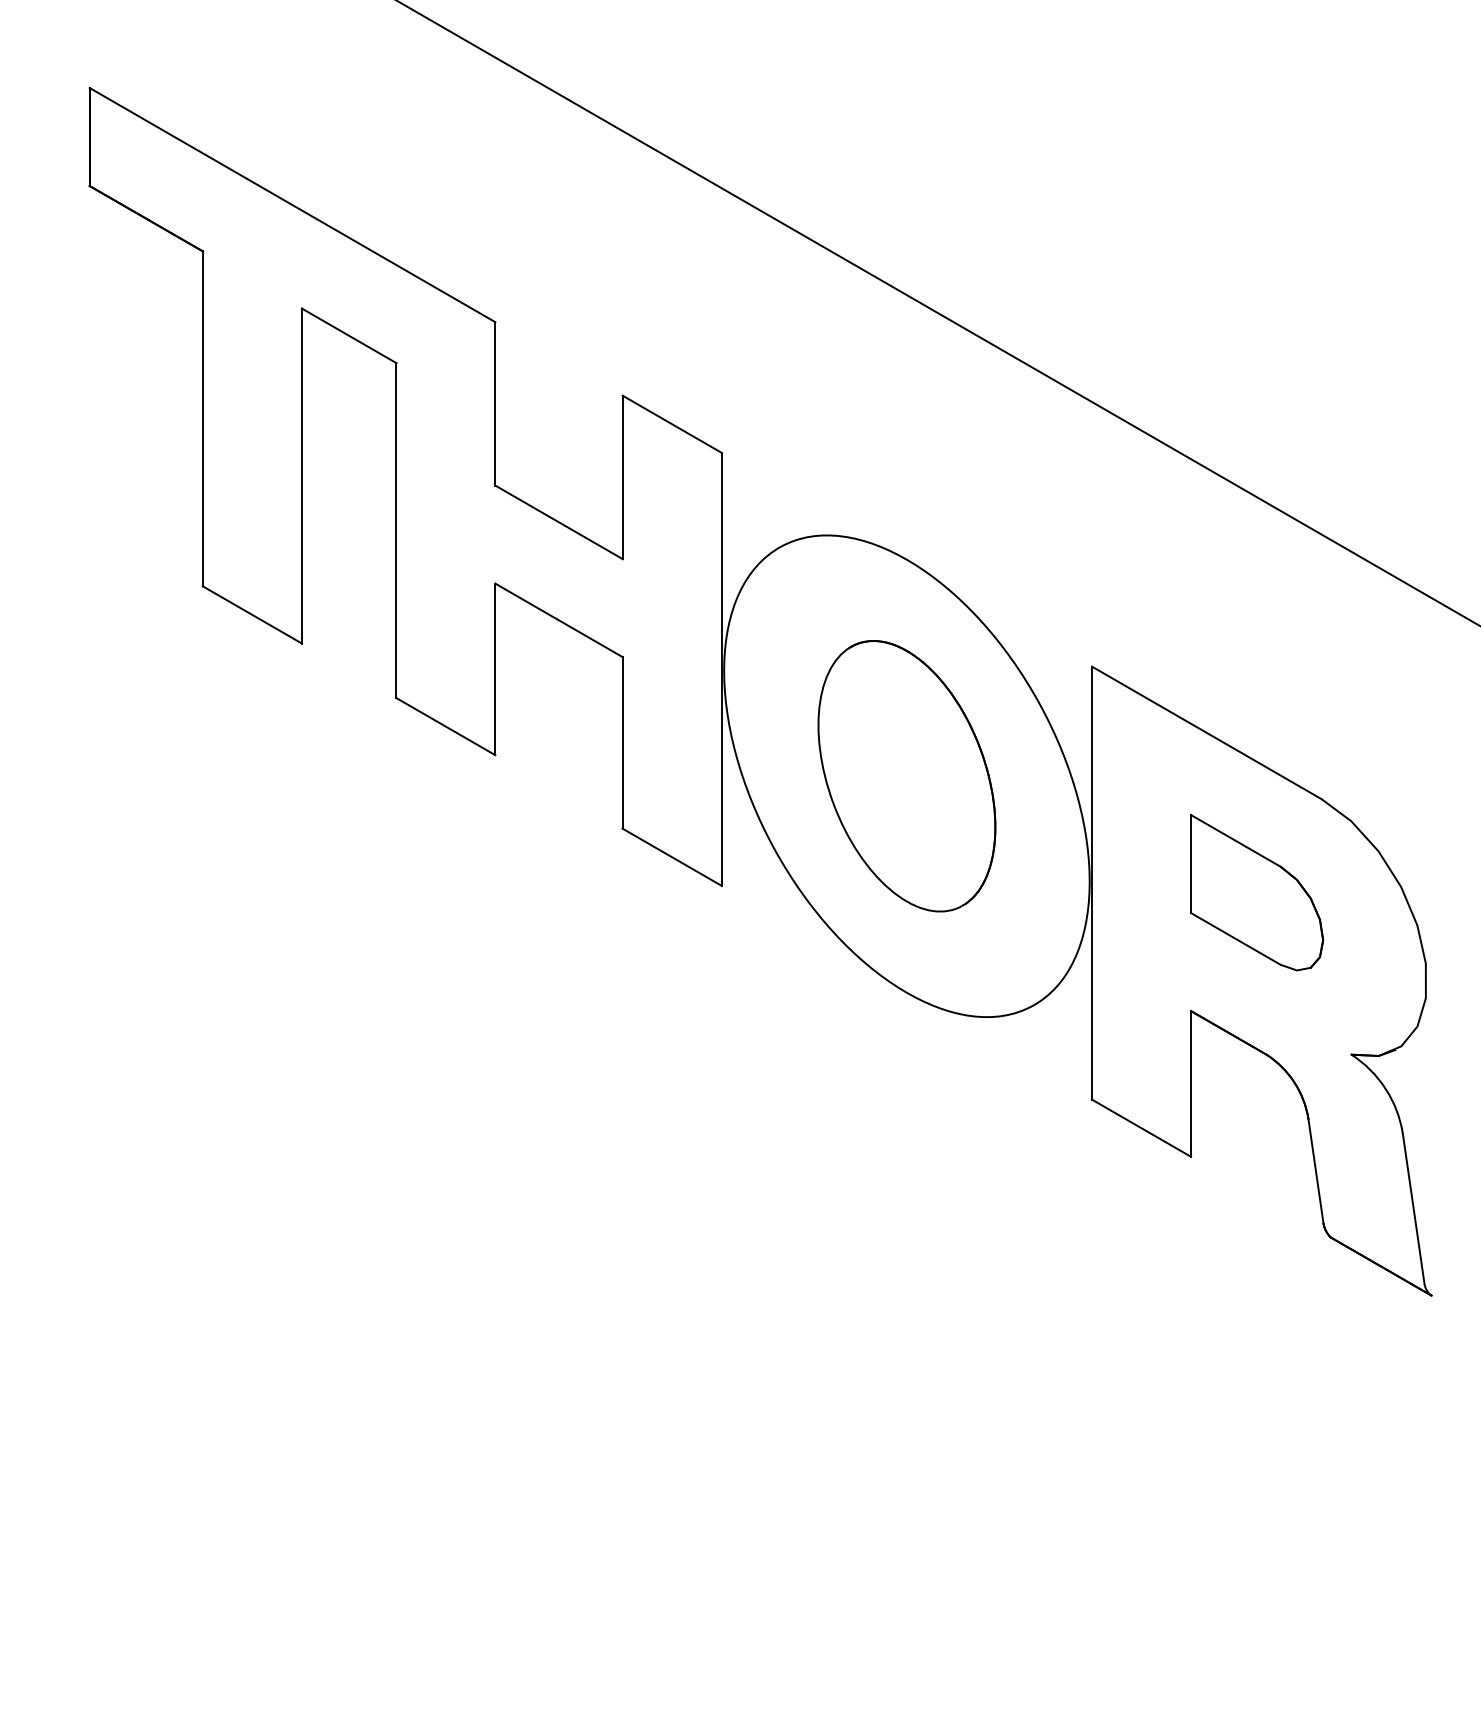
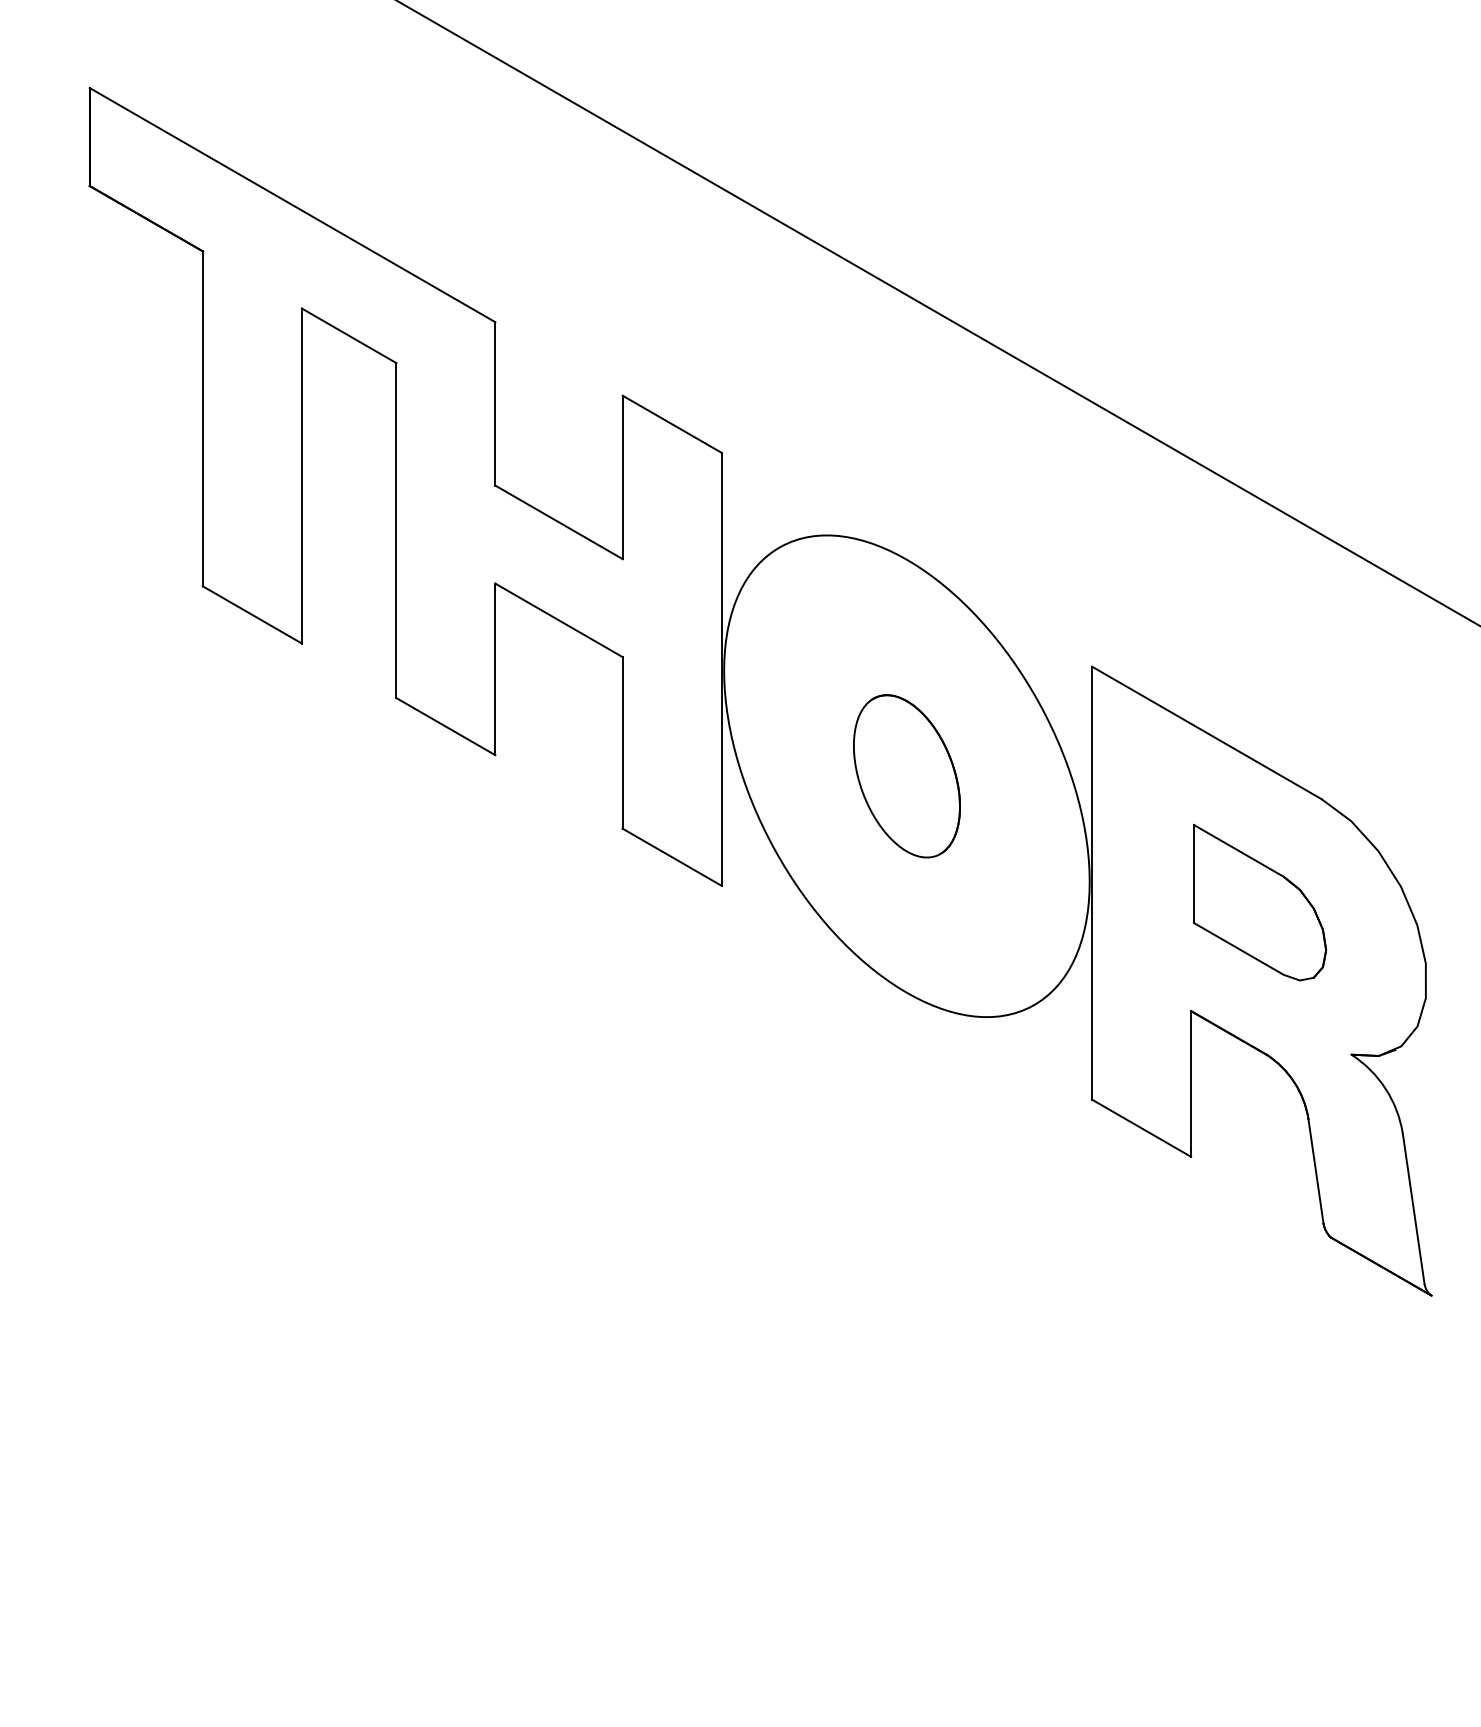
part size: 180x273 px -> 108x165 px (906, 776)
part position: (1257, 892) -> (1260, 902) (1260, 902)
